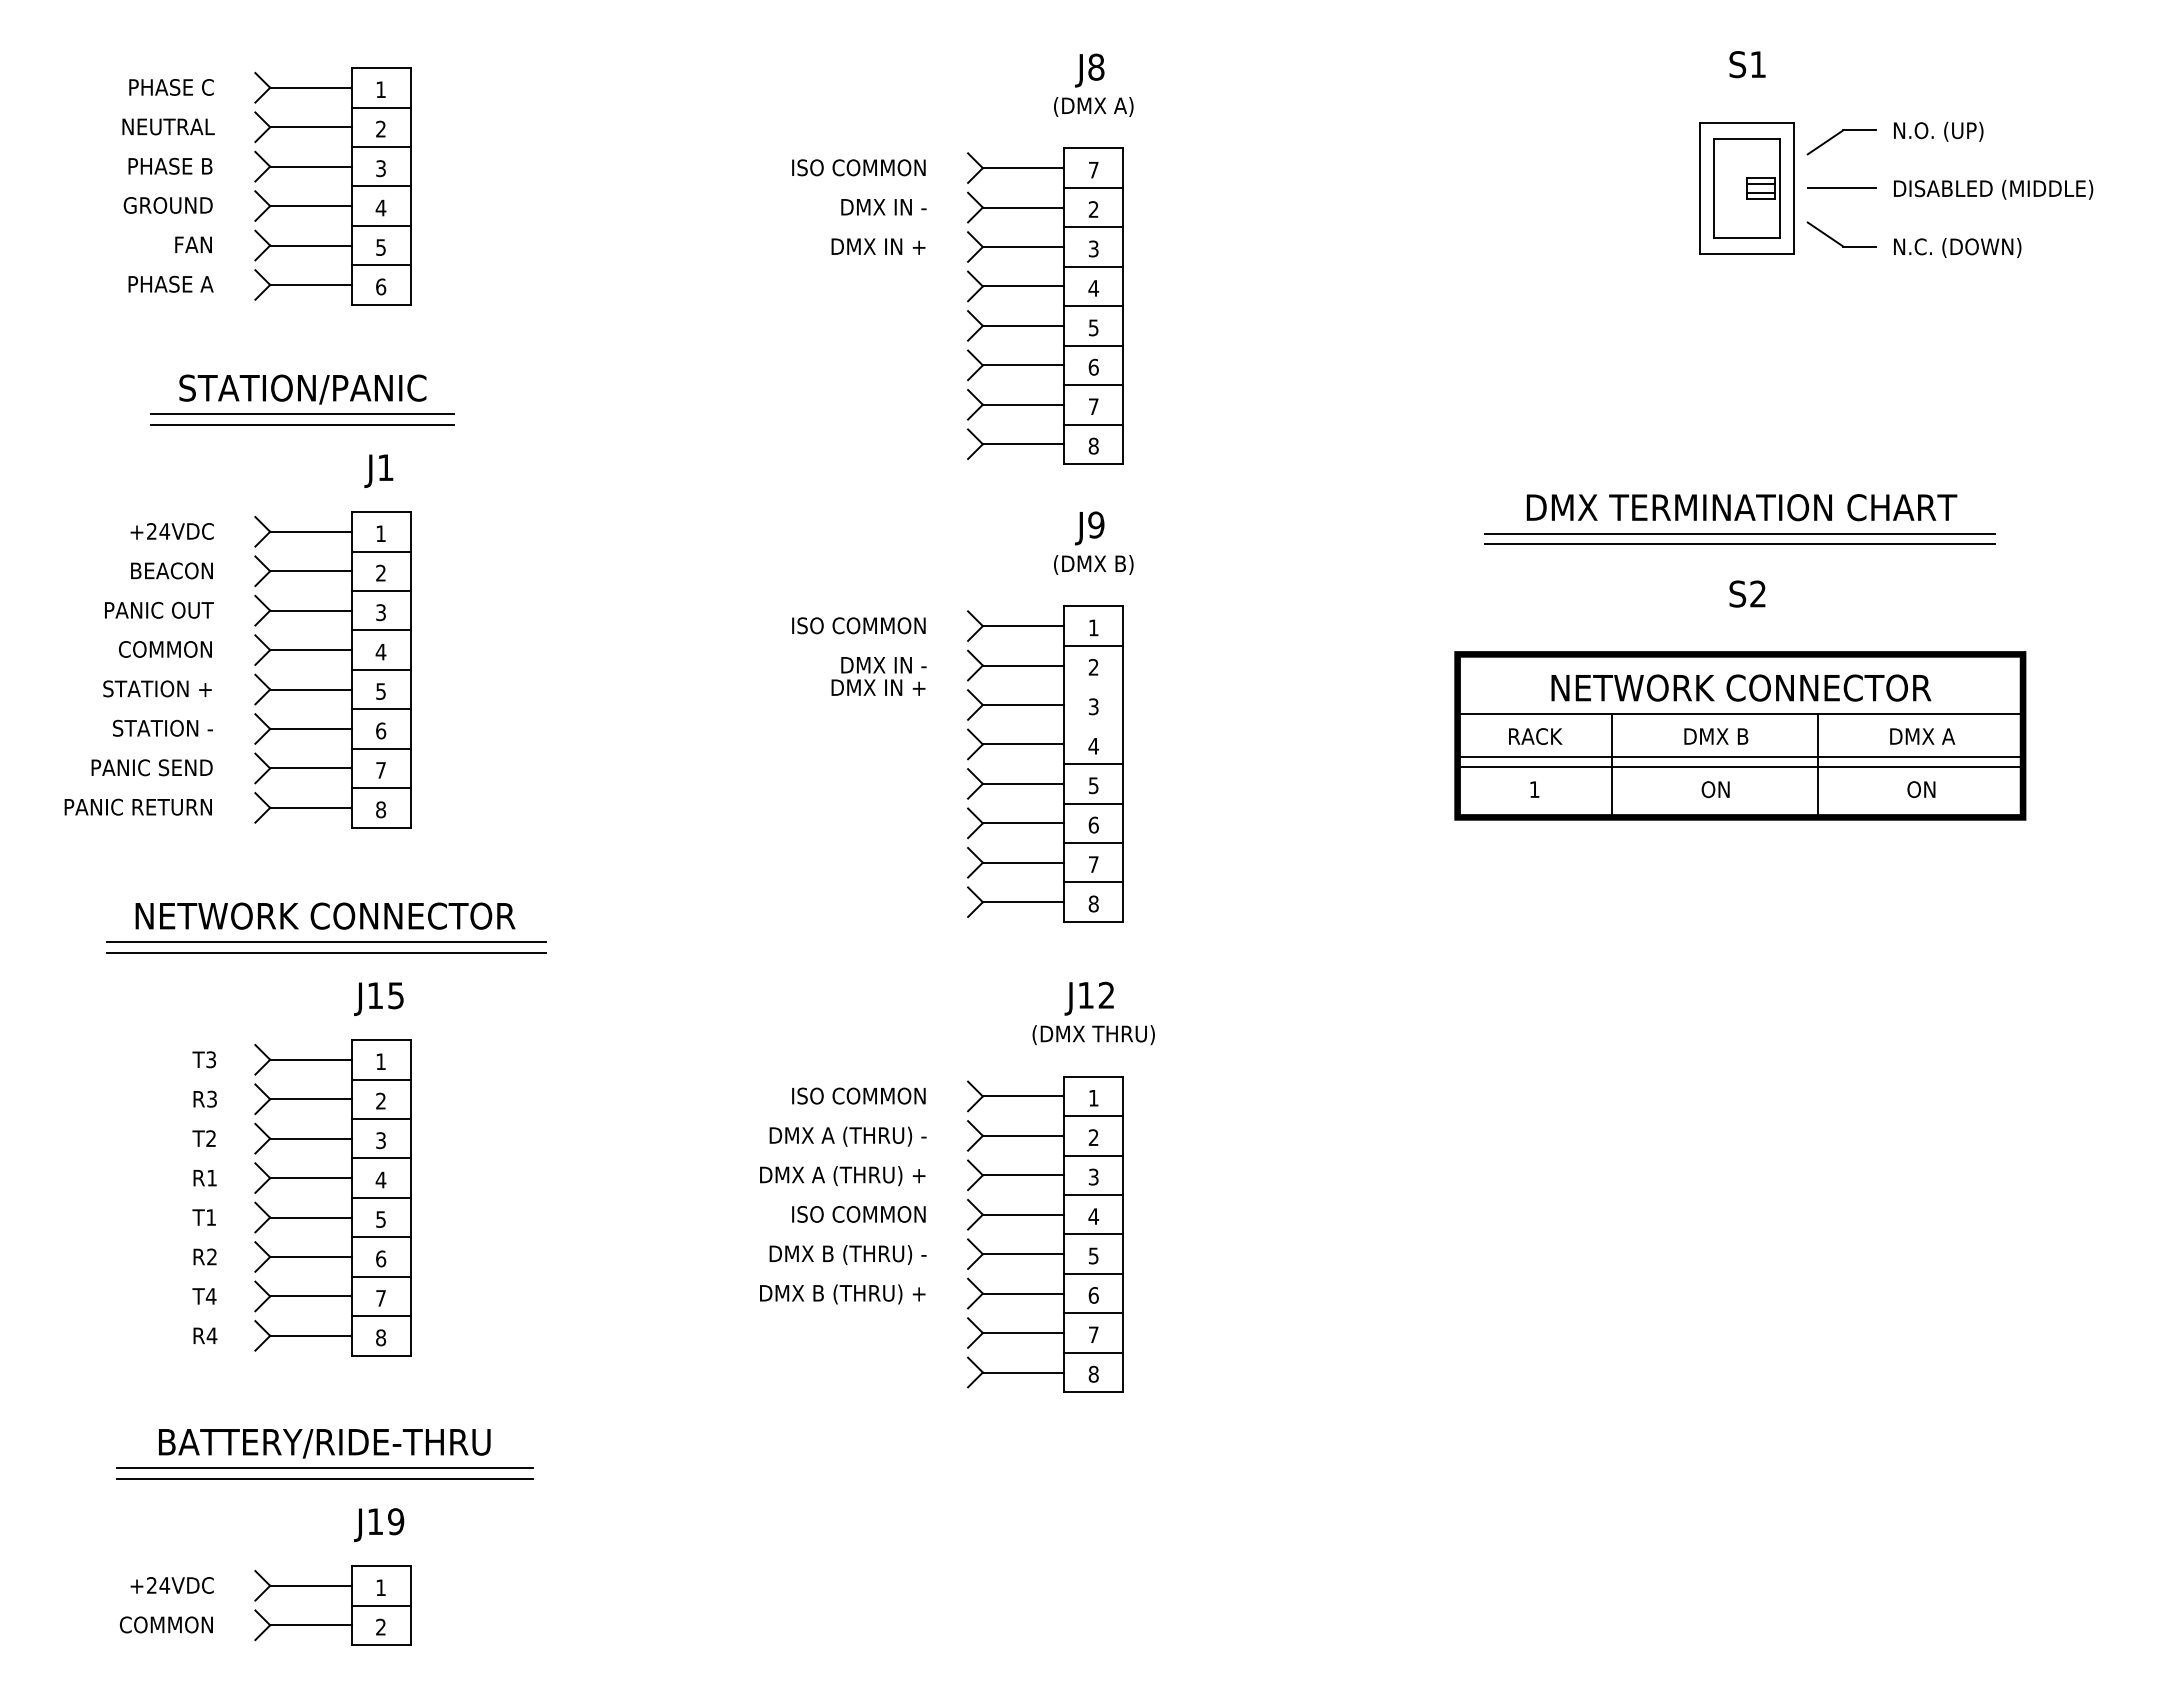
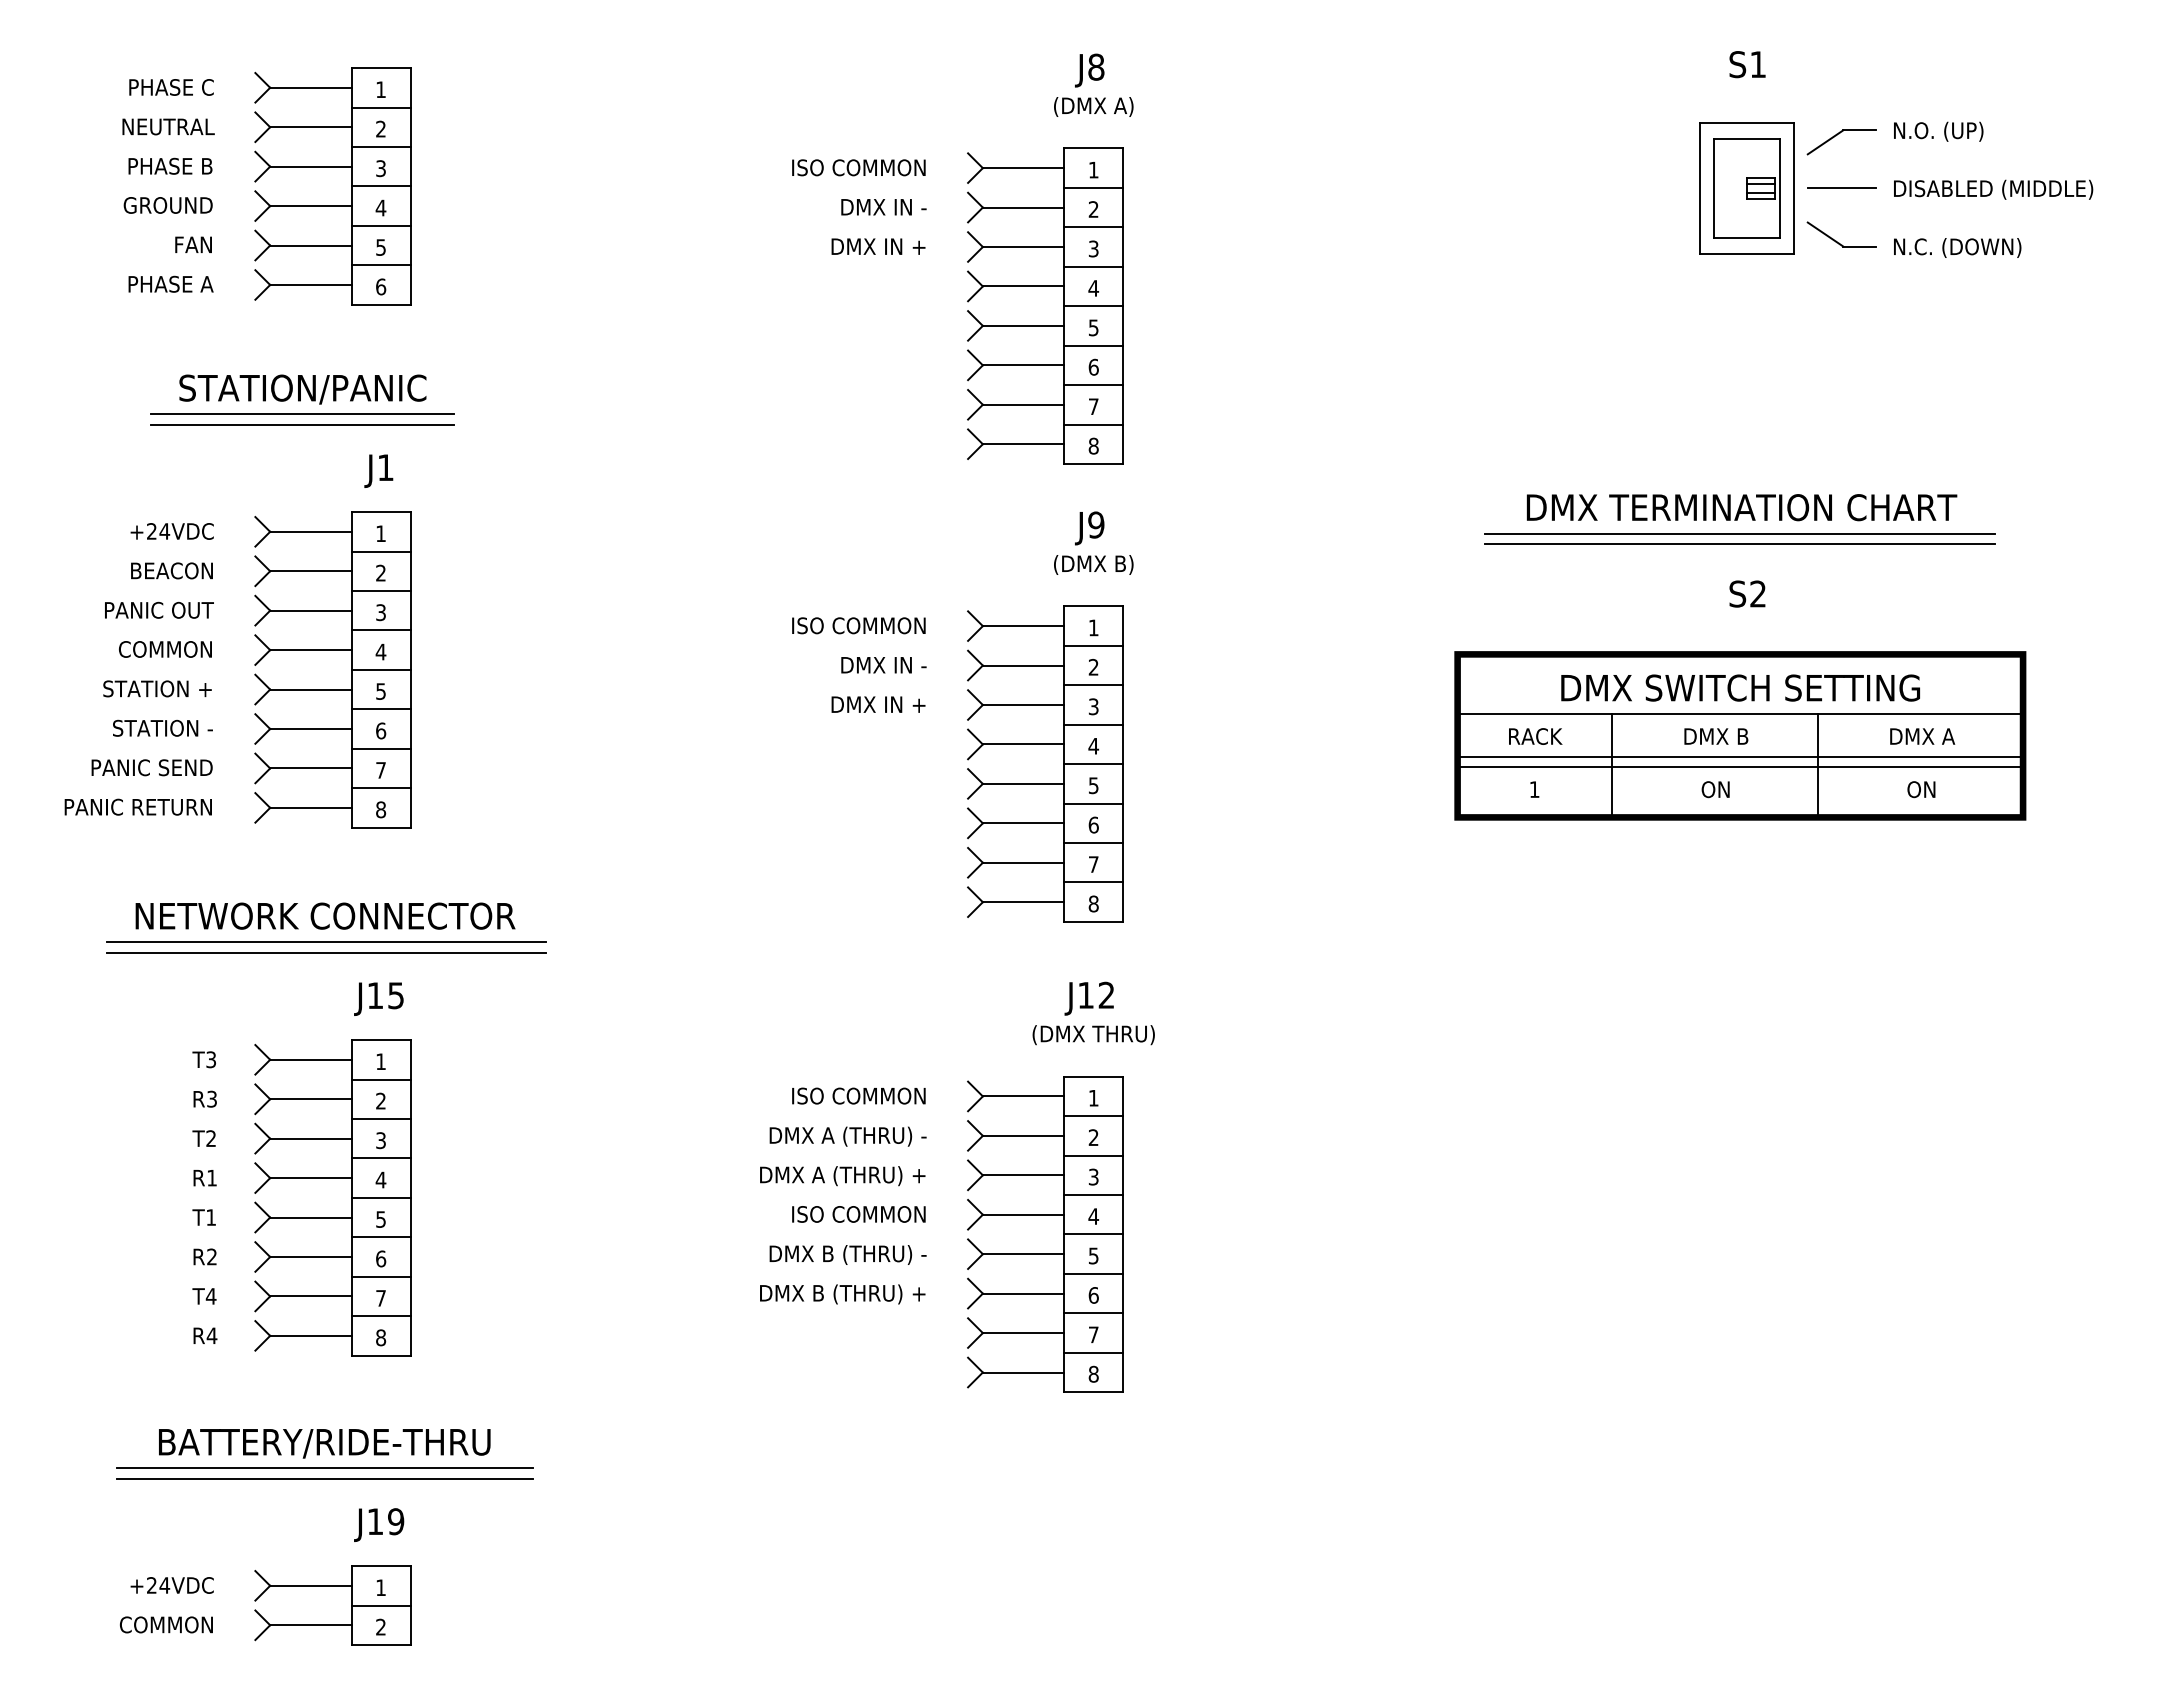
text: 7 -> 1 (1093, 169)
line: none -> present (1093, 685)
text position: (878, 687) -> (878, 704) (878, 704)
text: NETWORK CONNECTOR -> DMX SWITCH SETTING (1741, 687)
line: none -> present (1093, 724)
